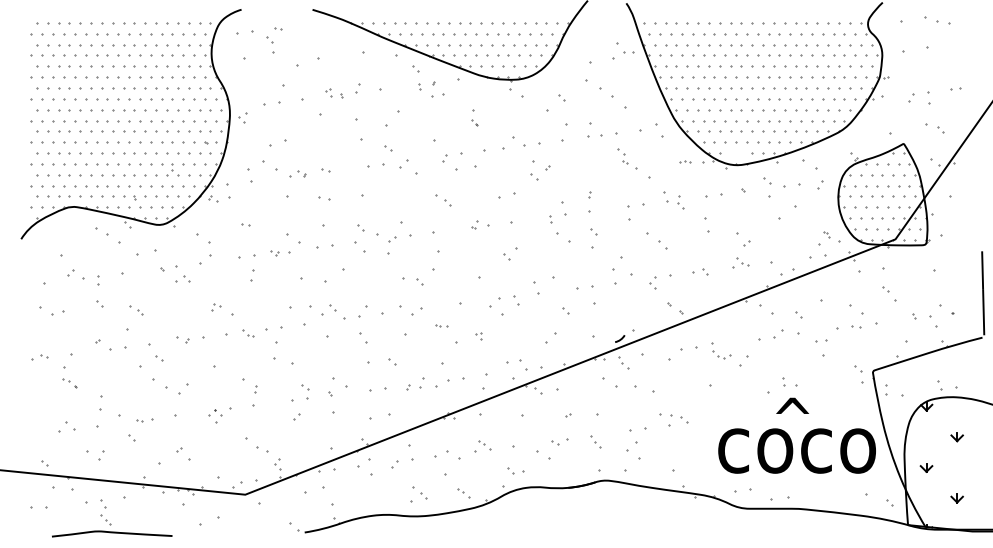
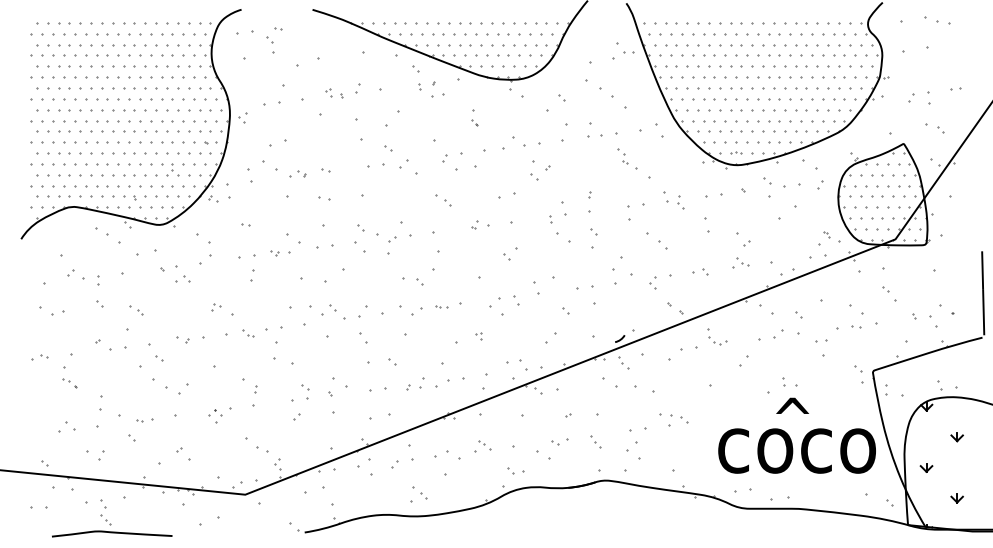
part position: (685, 161) -> (736, 152) (736, 152)
part position: (441, 325) -> (441, 306) (441, 306)
part position: (721, 350) -> (717, 336) (717, 336)
part: present -> none (463, 493)
